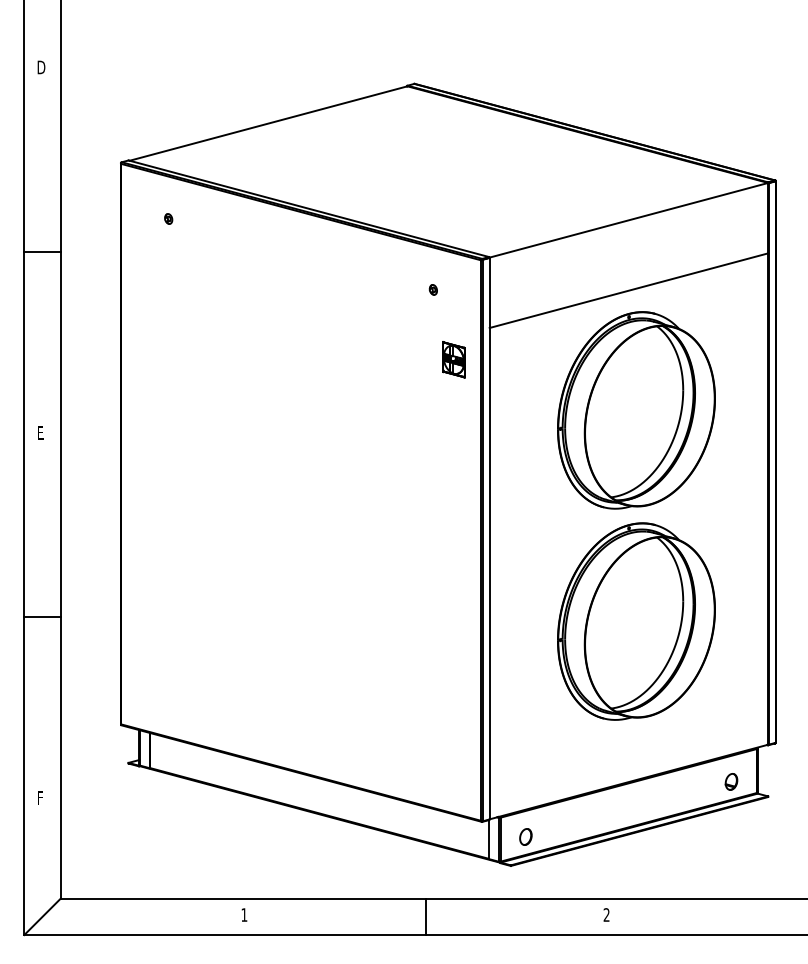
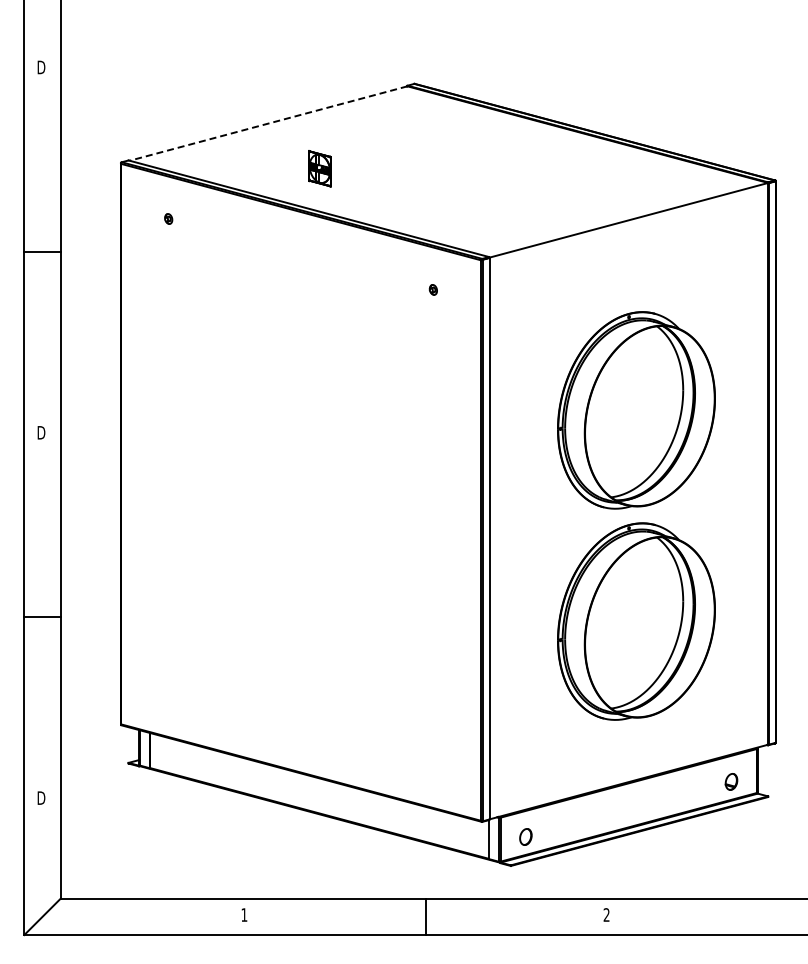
line: solid -> dashed (268, 123)
line: present -> none (628, 290)
part position: (453, 359) -> (319, 168) (319, 168)
text: E -> D (41, 432)
text: F -> D (41, 797)
